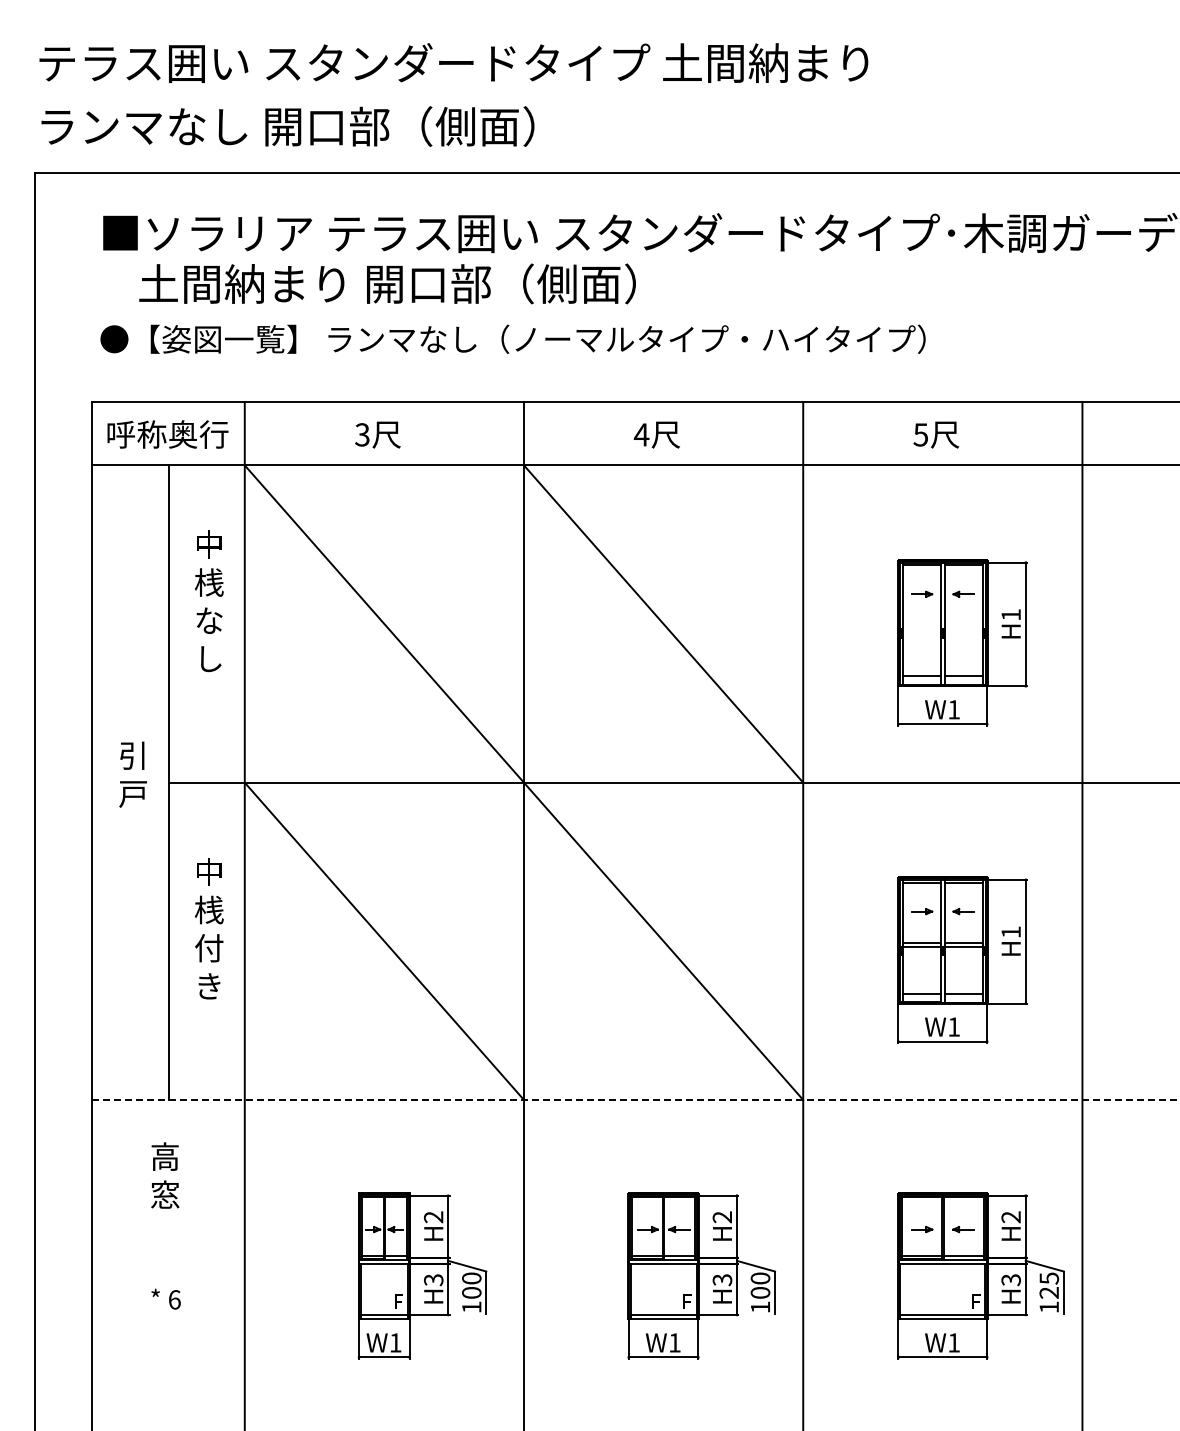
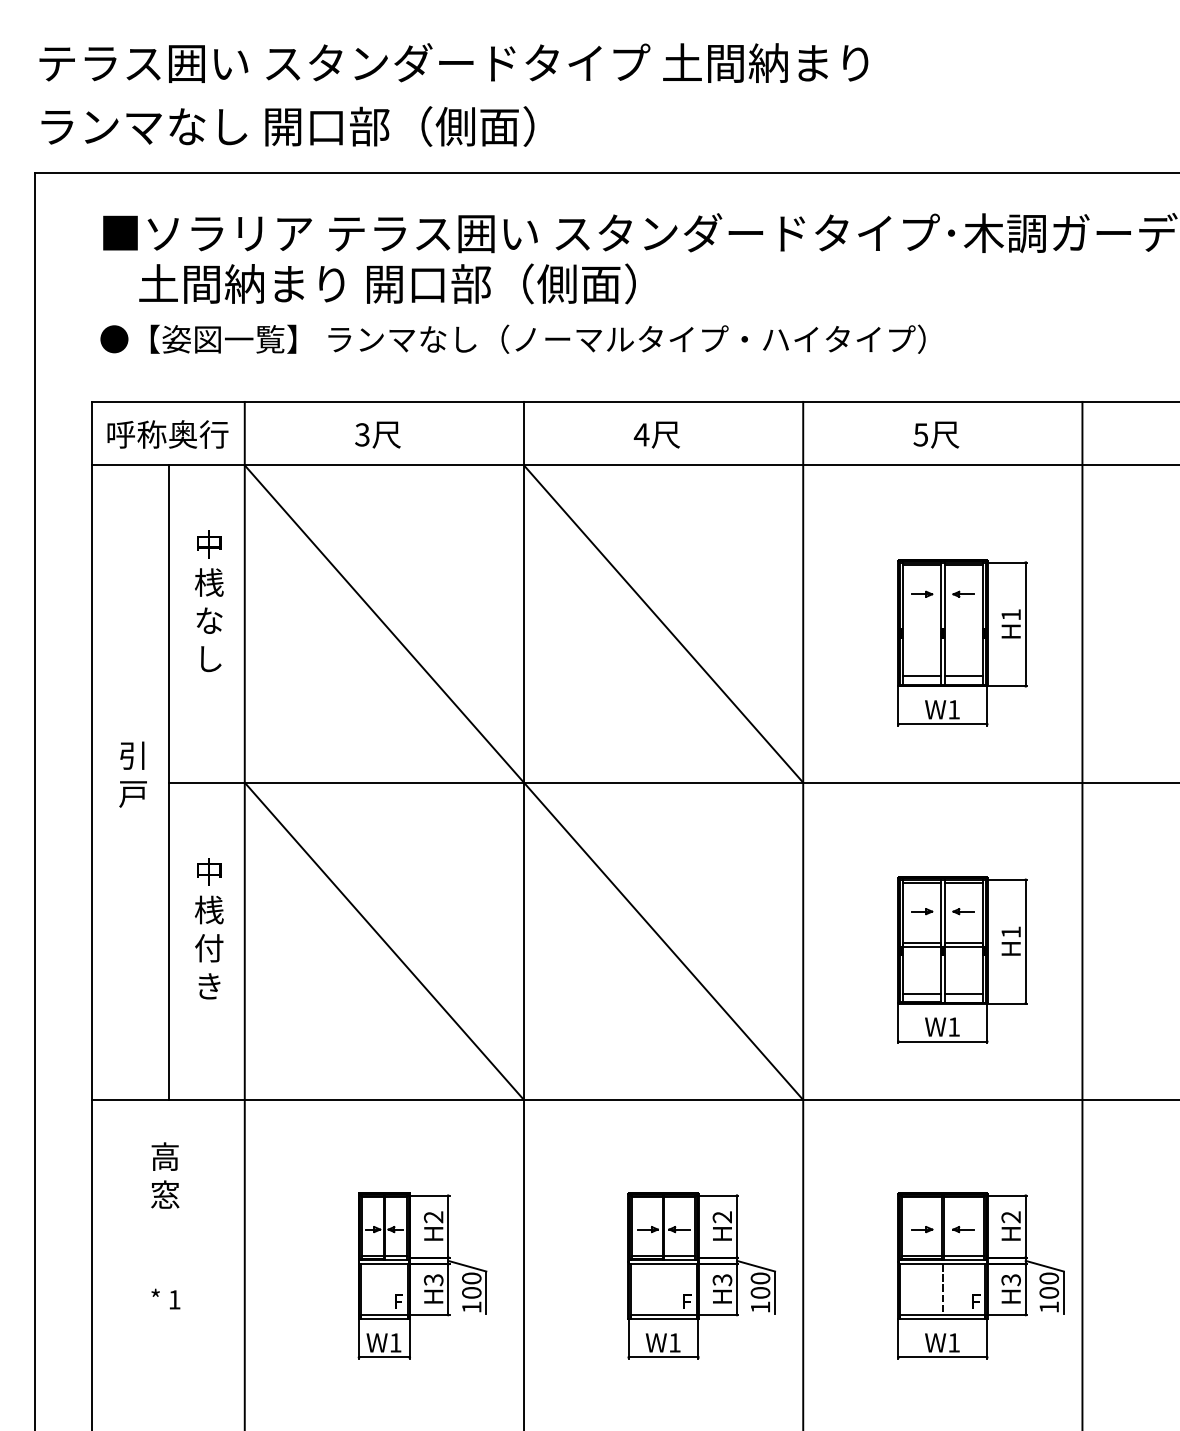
line: dashed -> solid (636, 1099)
text: 125 -> 100 (1049, 1285)
line: none -> present (942, 1289)
text: 6 -> 1 (174, 1299)
